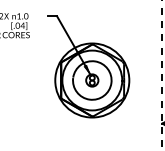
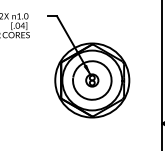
line: dashed -> solid (162, 75)
